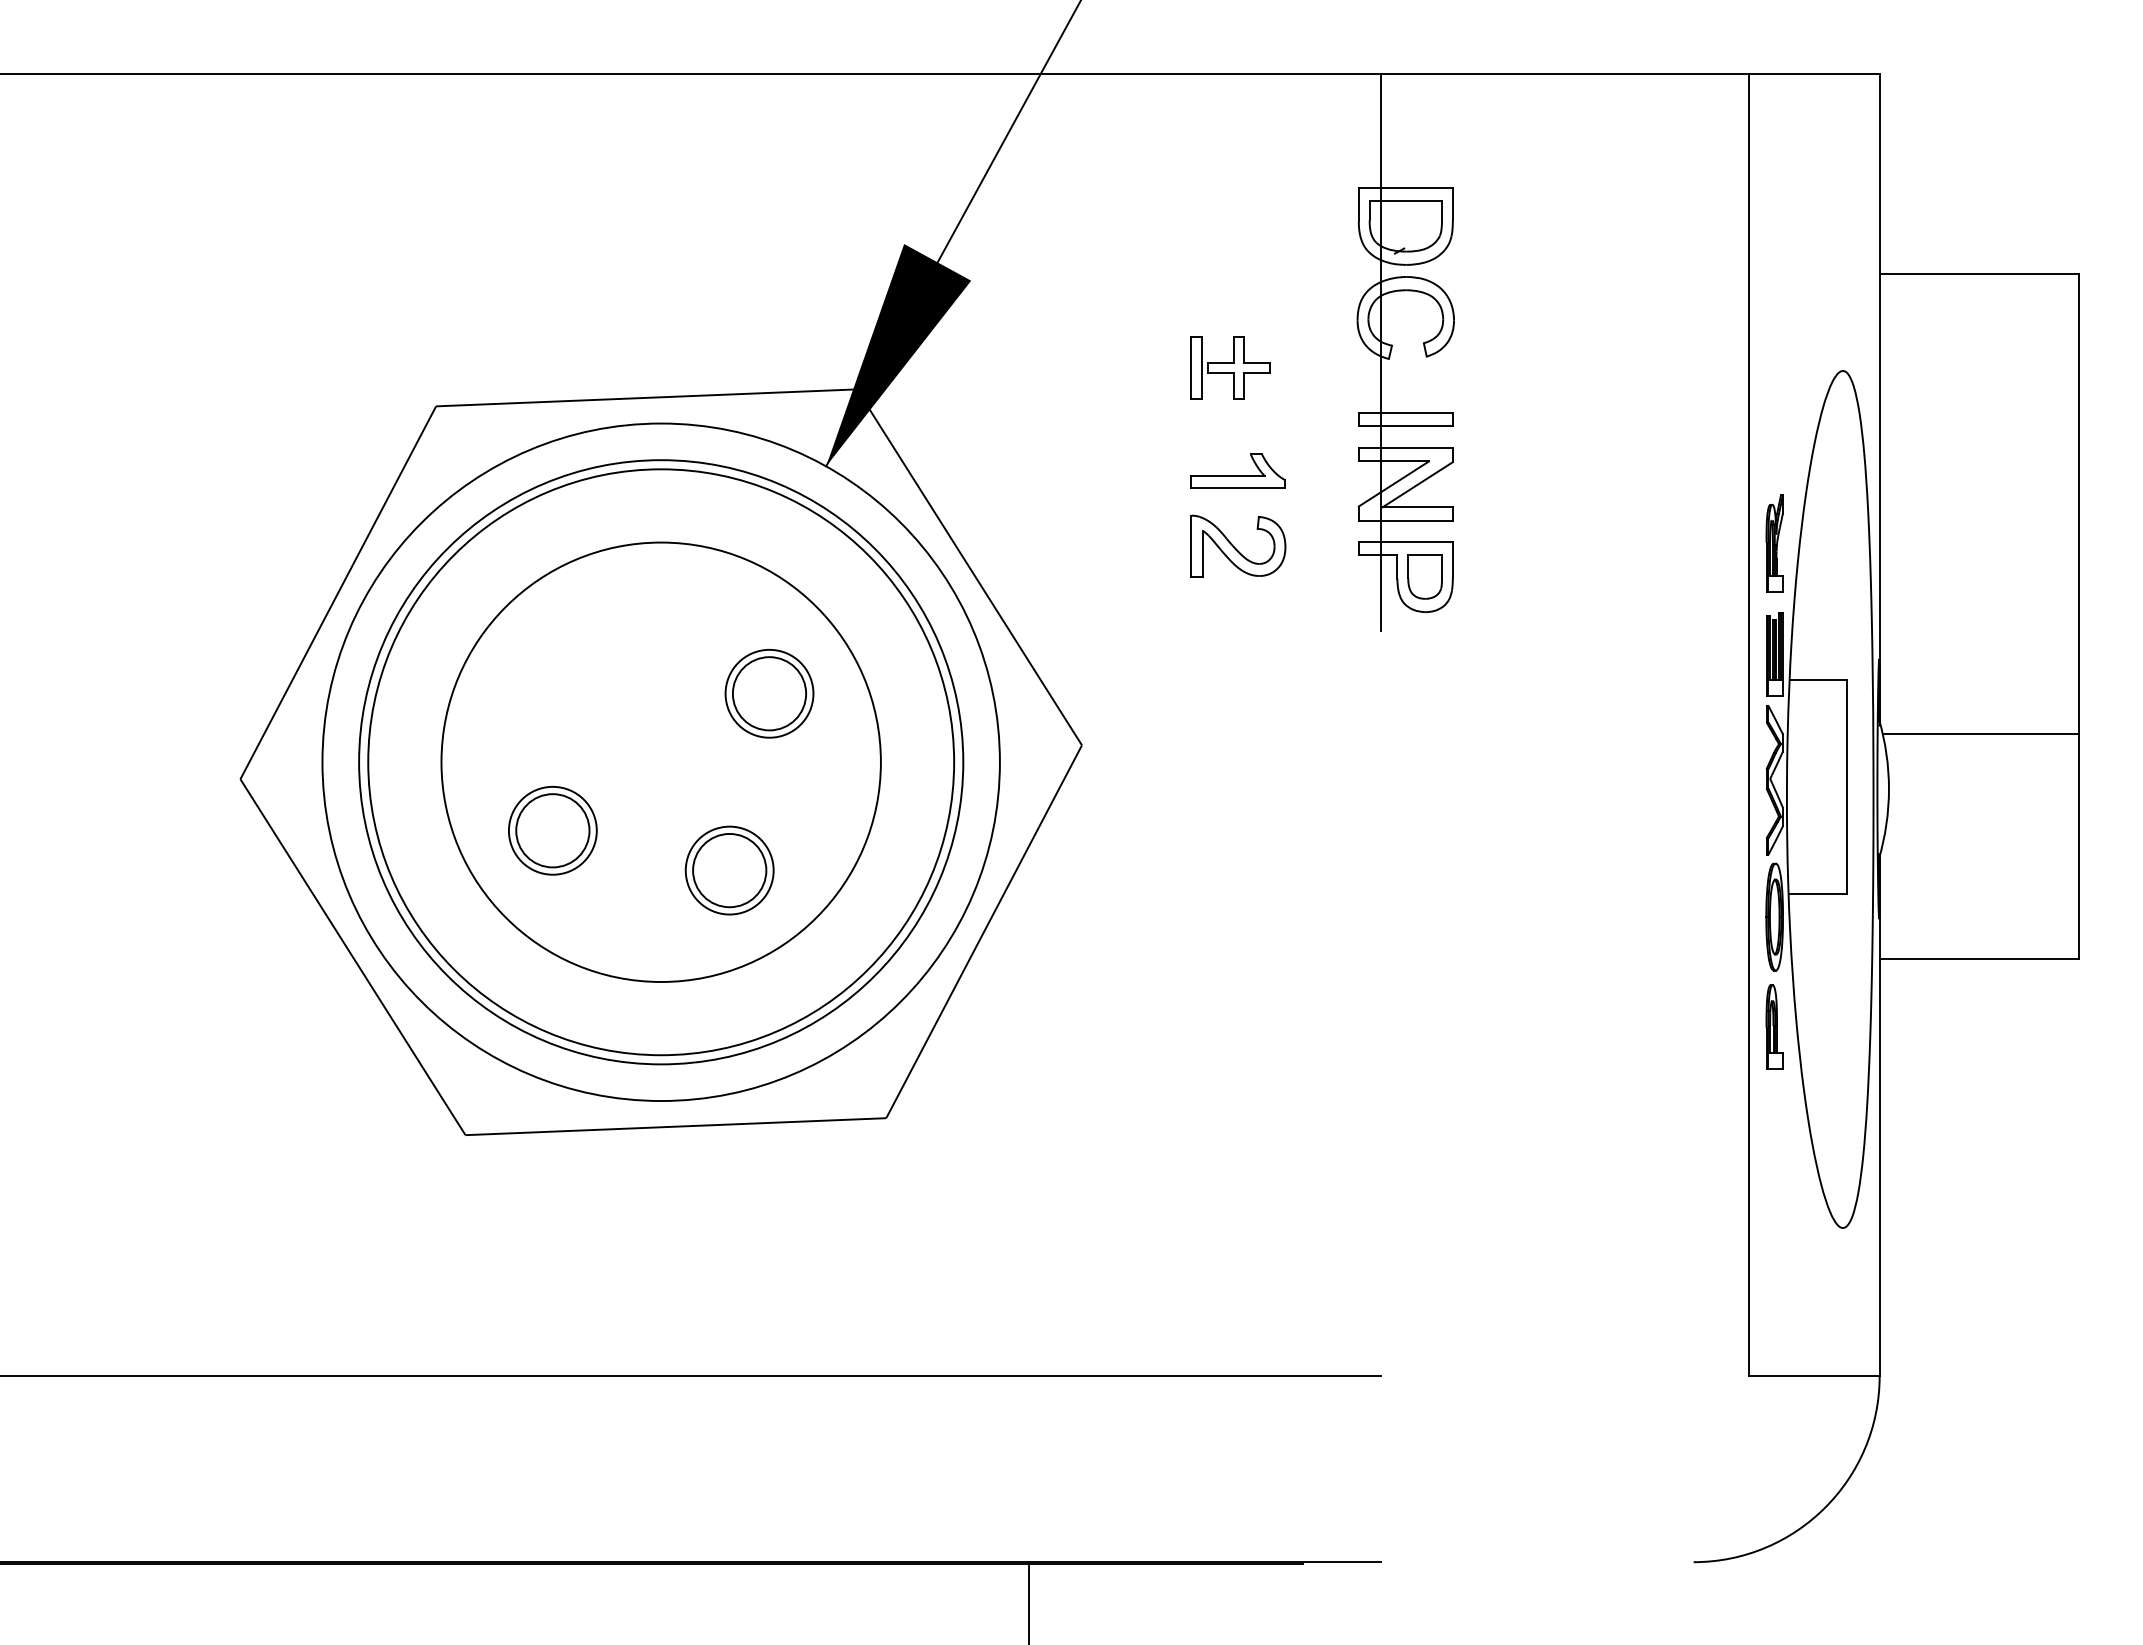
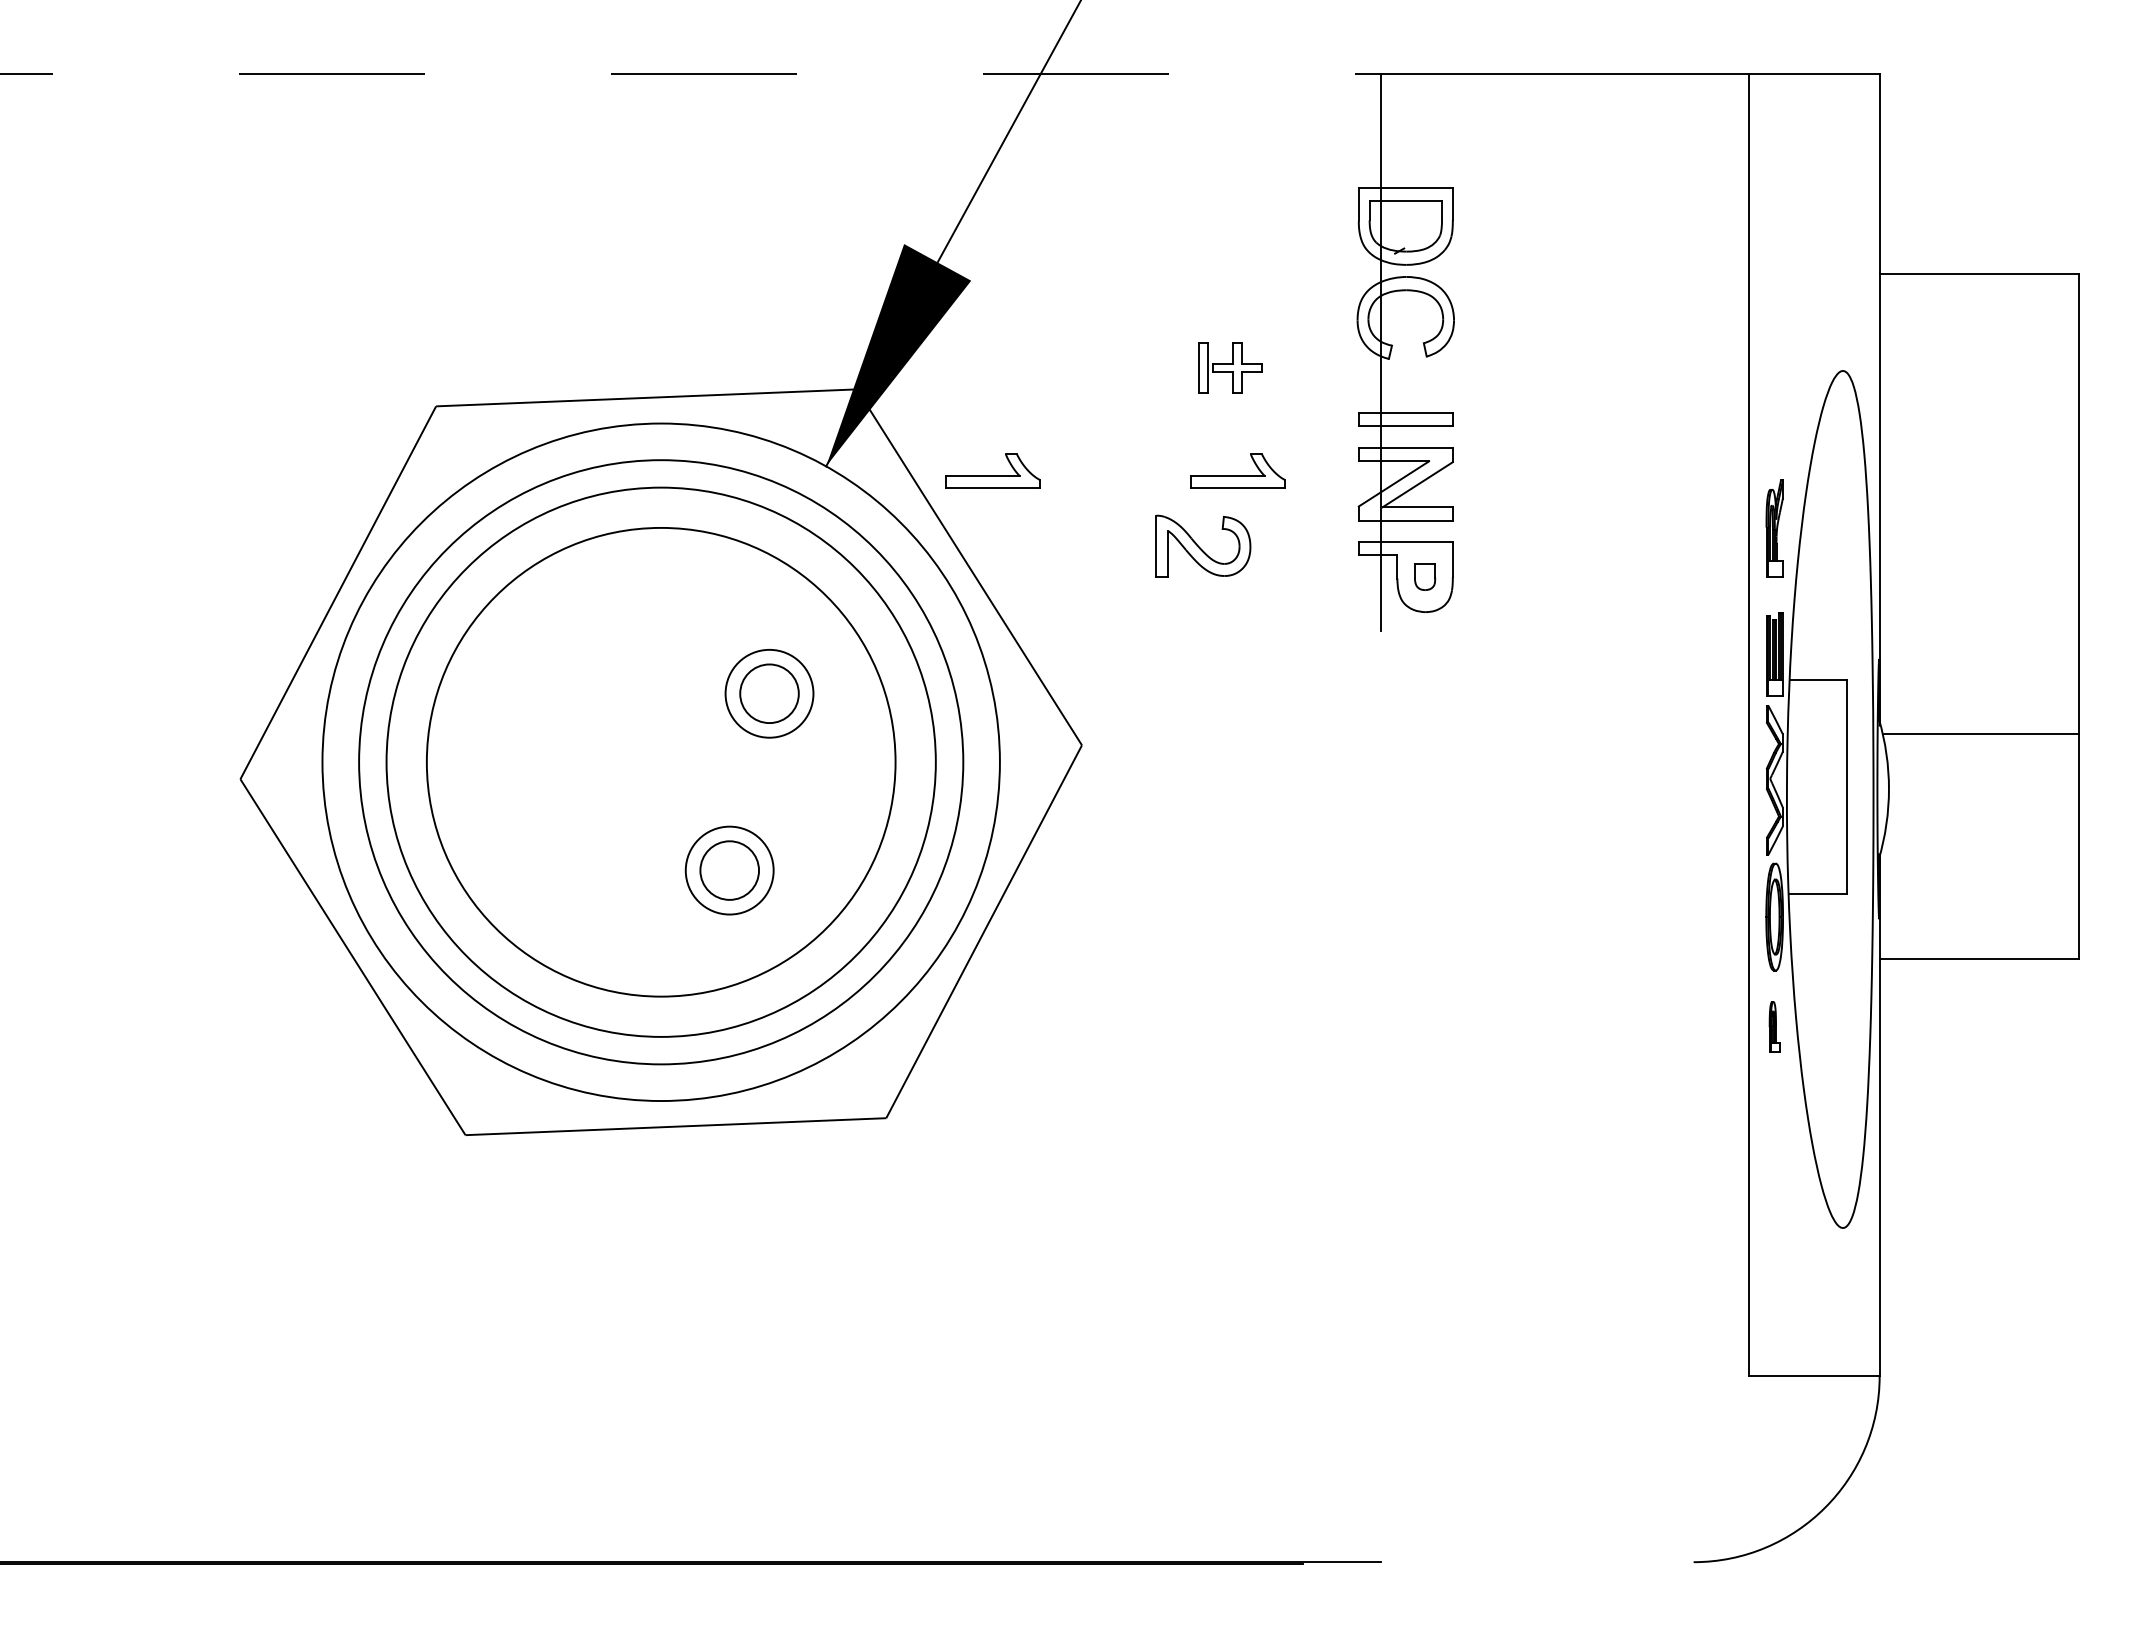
line: solid -> dashed (690, 73)
part size: 81x64 px -> 65x52 px (1230, 367)
part: none -> present (992, 470)
part position: (1774, 543) -> (1774, 528) (1774, 528)
part position: (1238, 545) -> (1203, 545) (1203, 545)
part size: 36x46 px -> 23x28 px (1425, 576)
circle diameter: 73 px -> 59 px (769, 693)
circle diameter: 439 px -> 549 px (660, 761)
circle diameter: 586 px -> 469 px (660, 761)
part: present -> none (552, 830)
circle diameter: 73 px -> 59 px (729, 870)
part size: 19x86 px -> 13x52 px (1774, 1026)
line: present -> none (691, 1376)
line: present -> none (1028, 1602)
